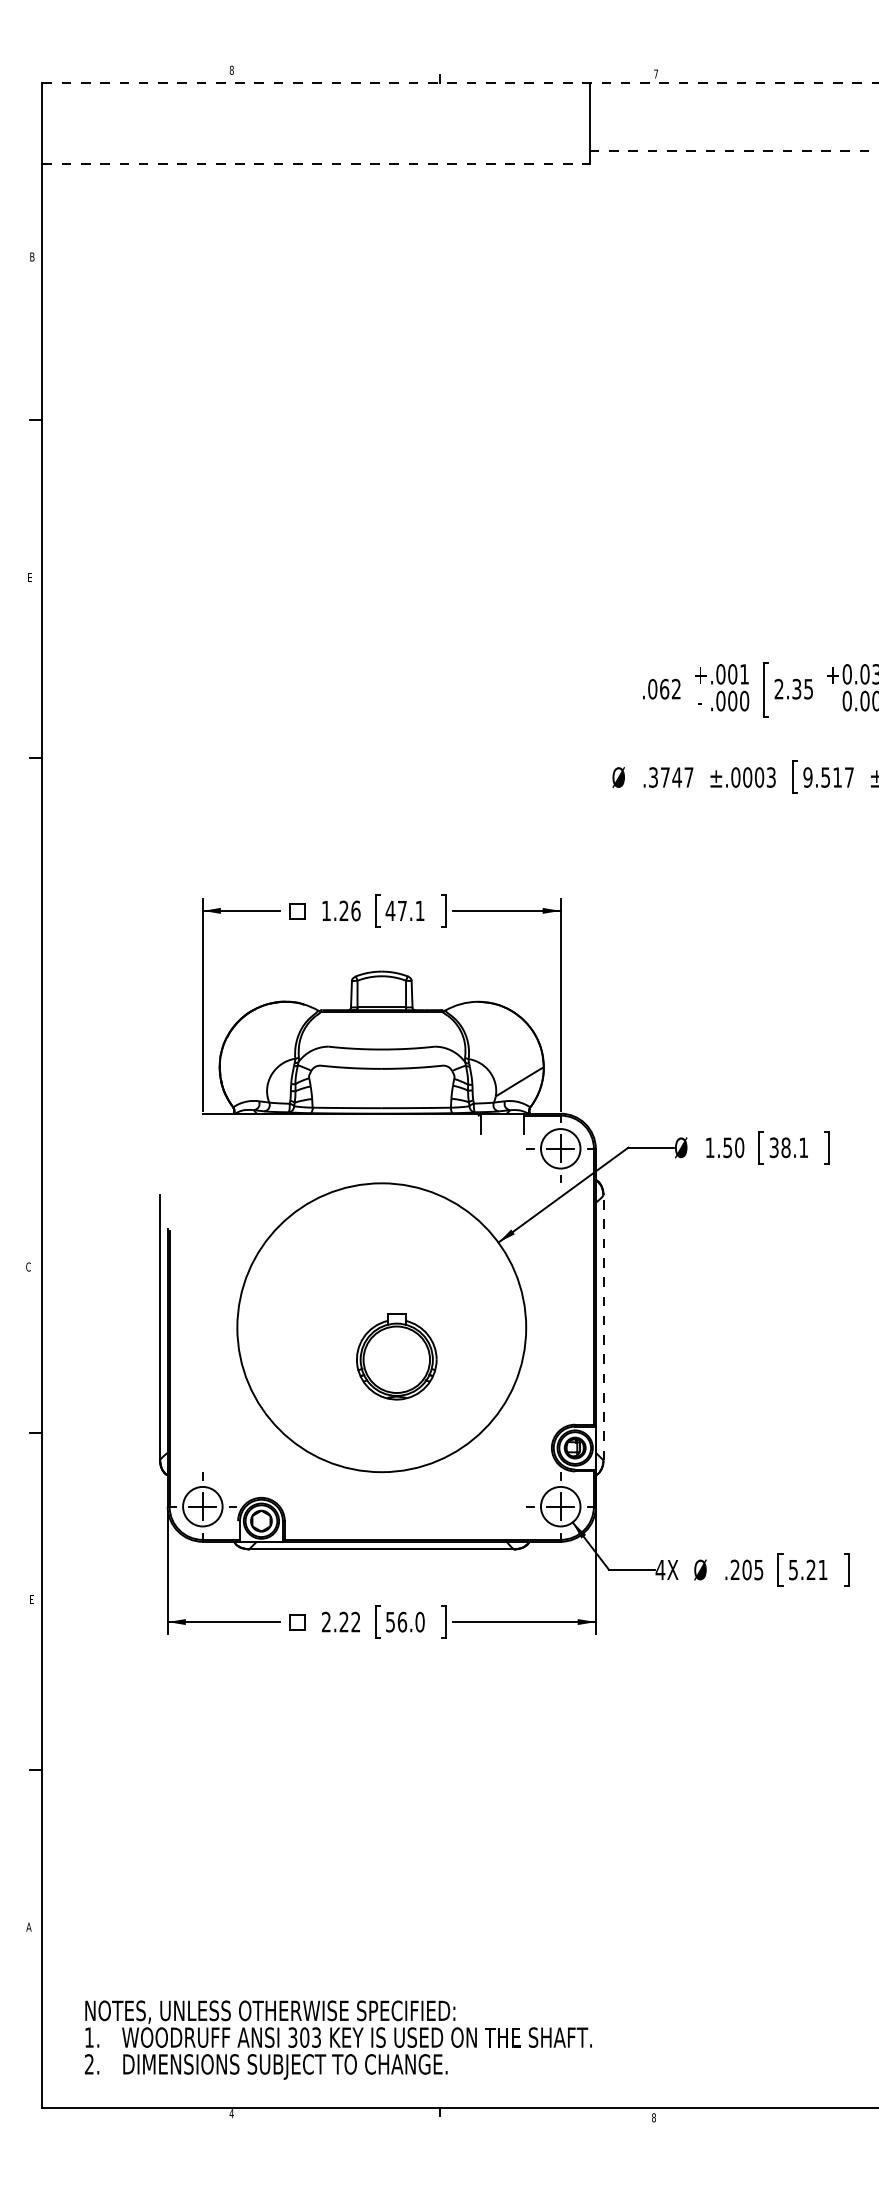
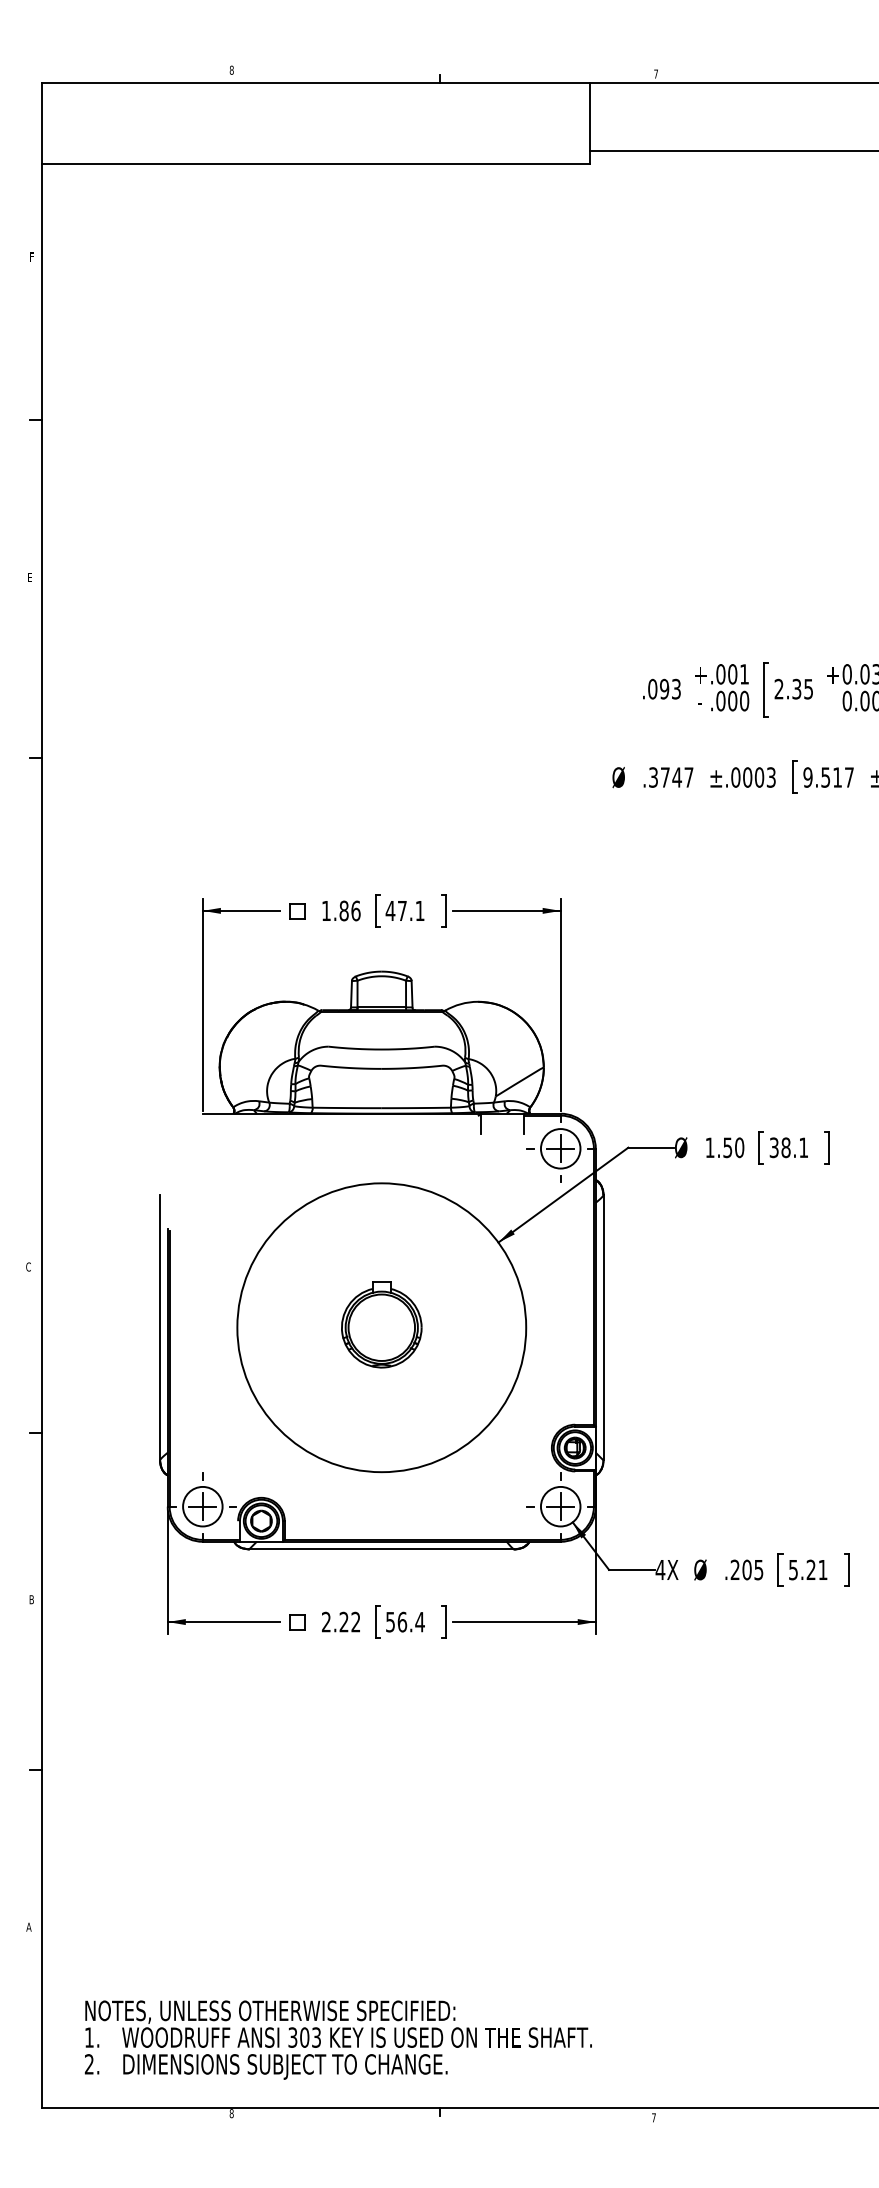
line: dashed -> solid (460, 83)
line: dashed -> solid (734, 150)
line: dashed -> solid (316, 163)
text: B -> F (32, 256)
text: .062 -> .093 (670, 688)
text: 1.26 -> 1.86 (343, 910)
line: dashed -> solid (603, 1327)
part position: (396, 1356) -> (381, 1324) (381, 1324)
text: E -> B (31, 1599)
text: 56.0 -> 56.4 (419, 1621)
text: 4 -> 8 (231, 2113)
text: 8 -> 7 (653, 2117)
